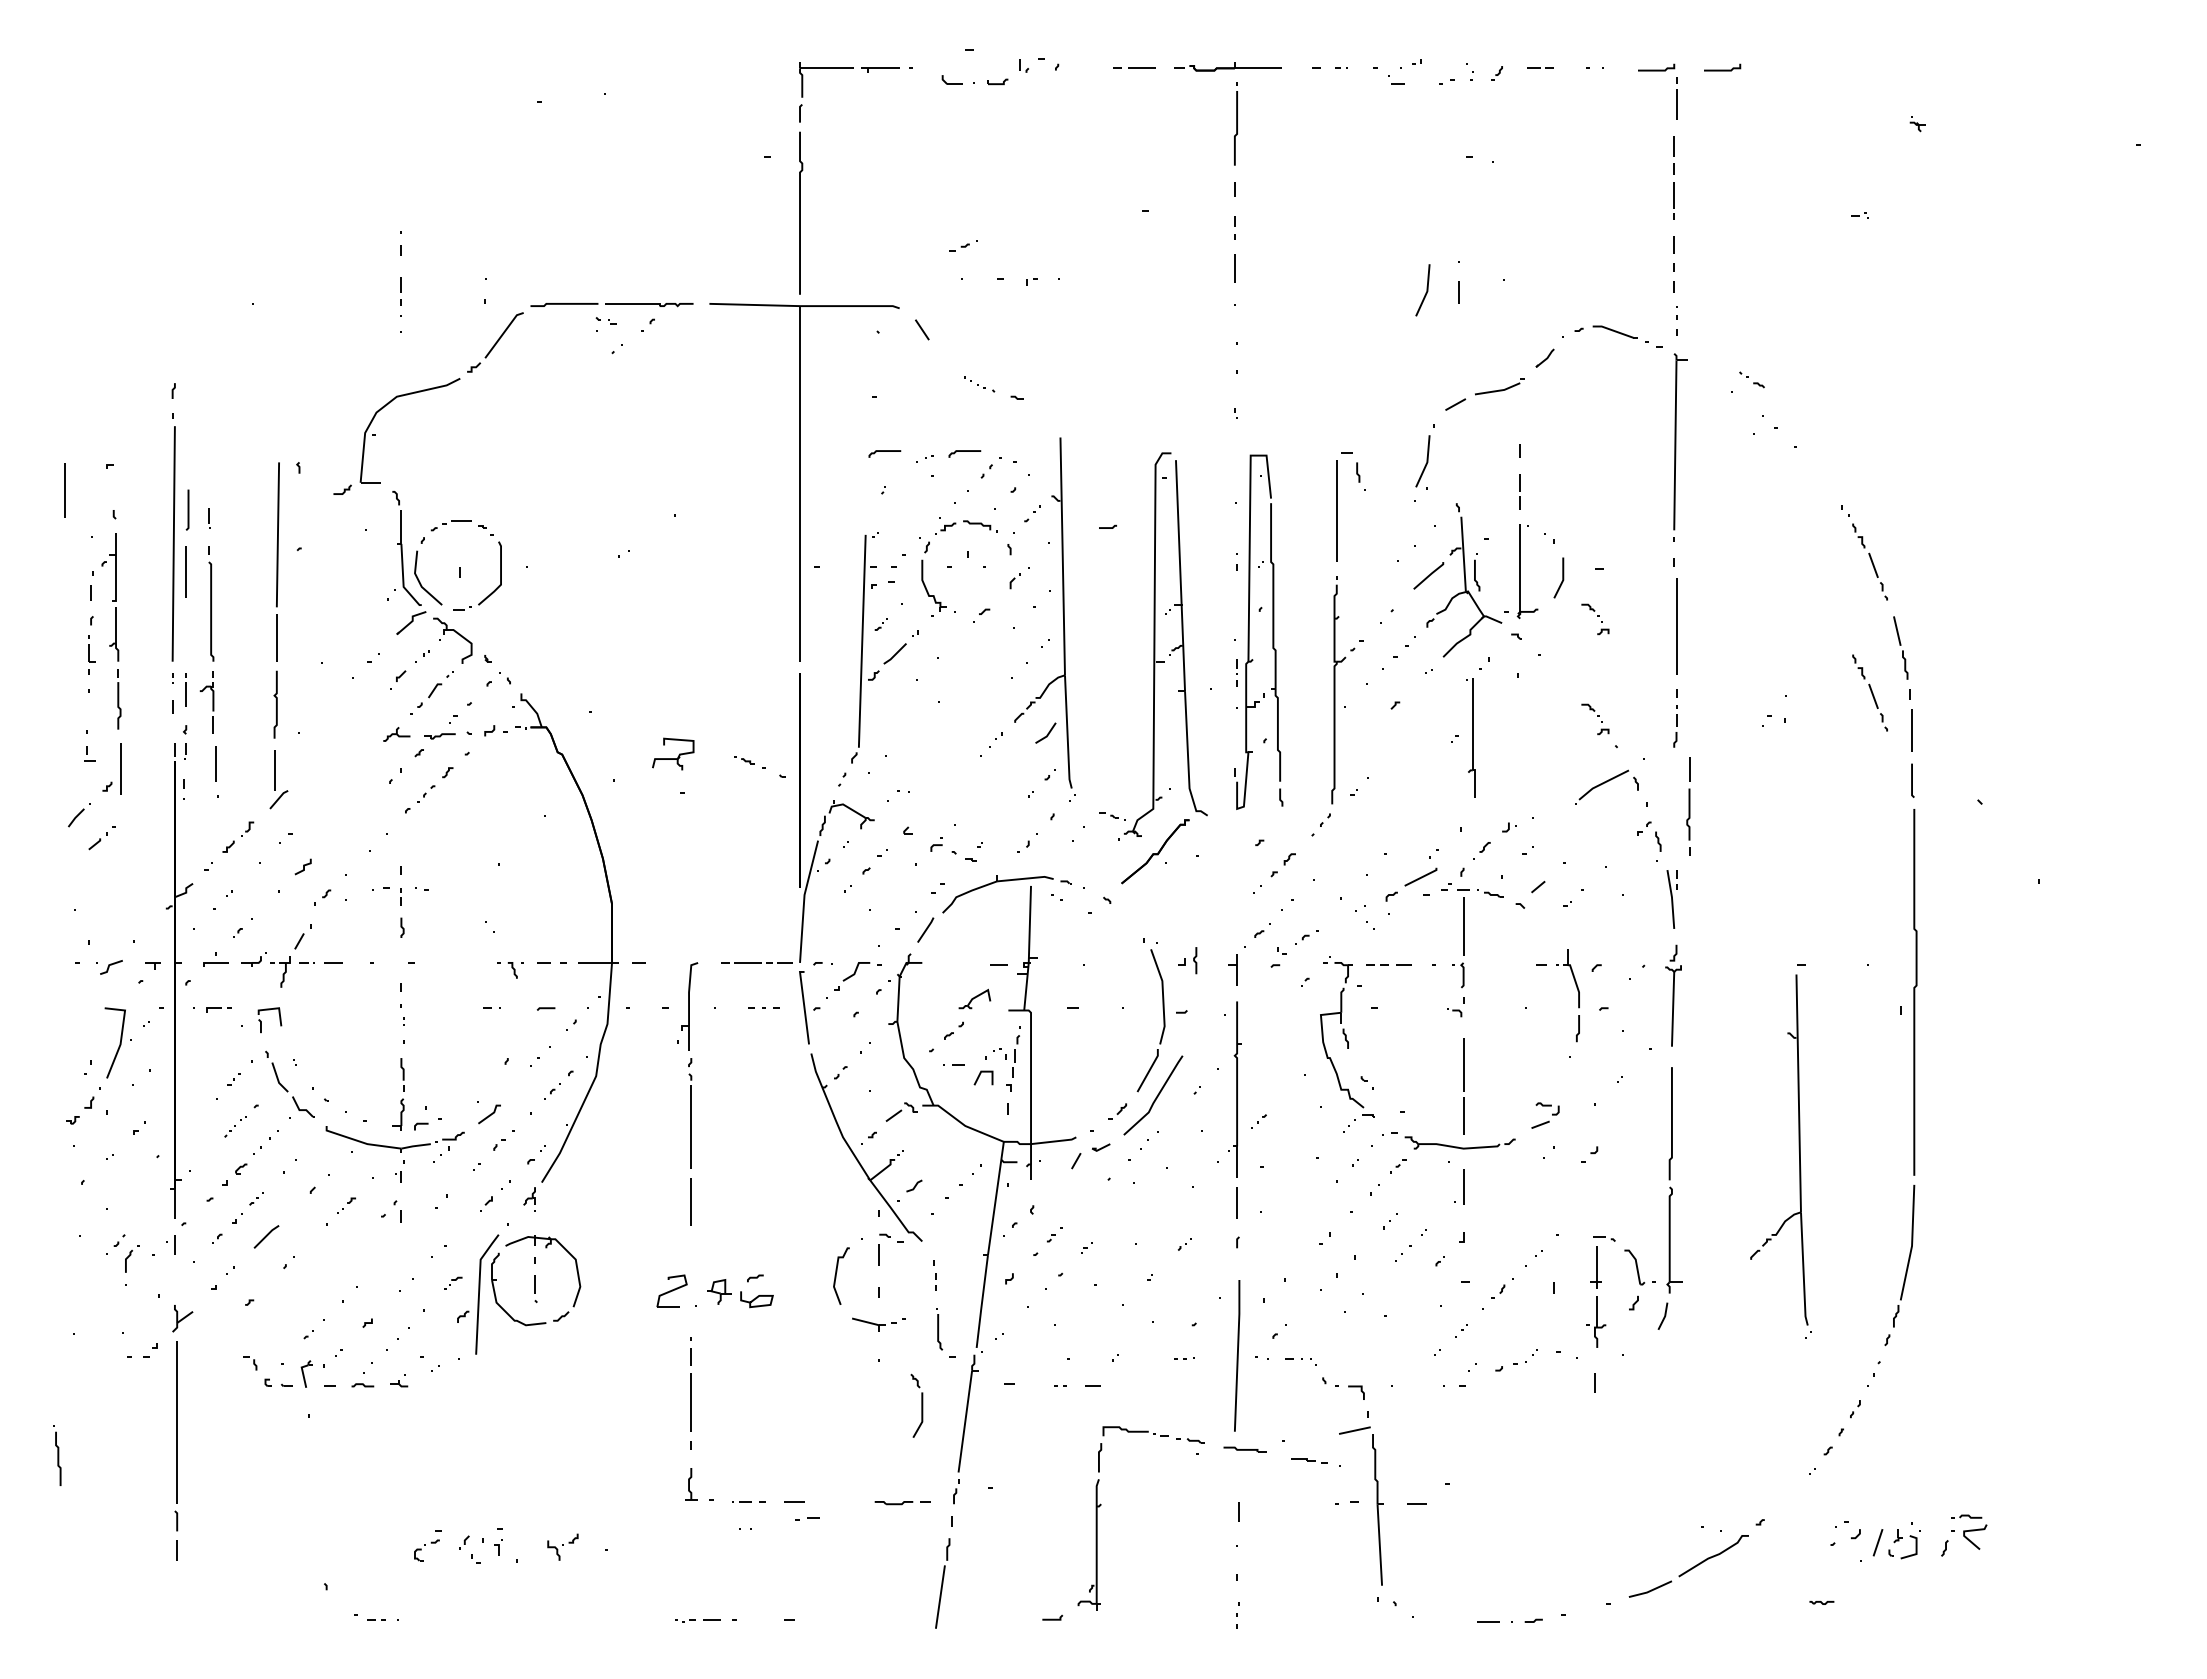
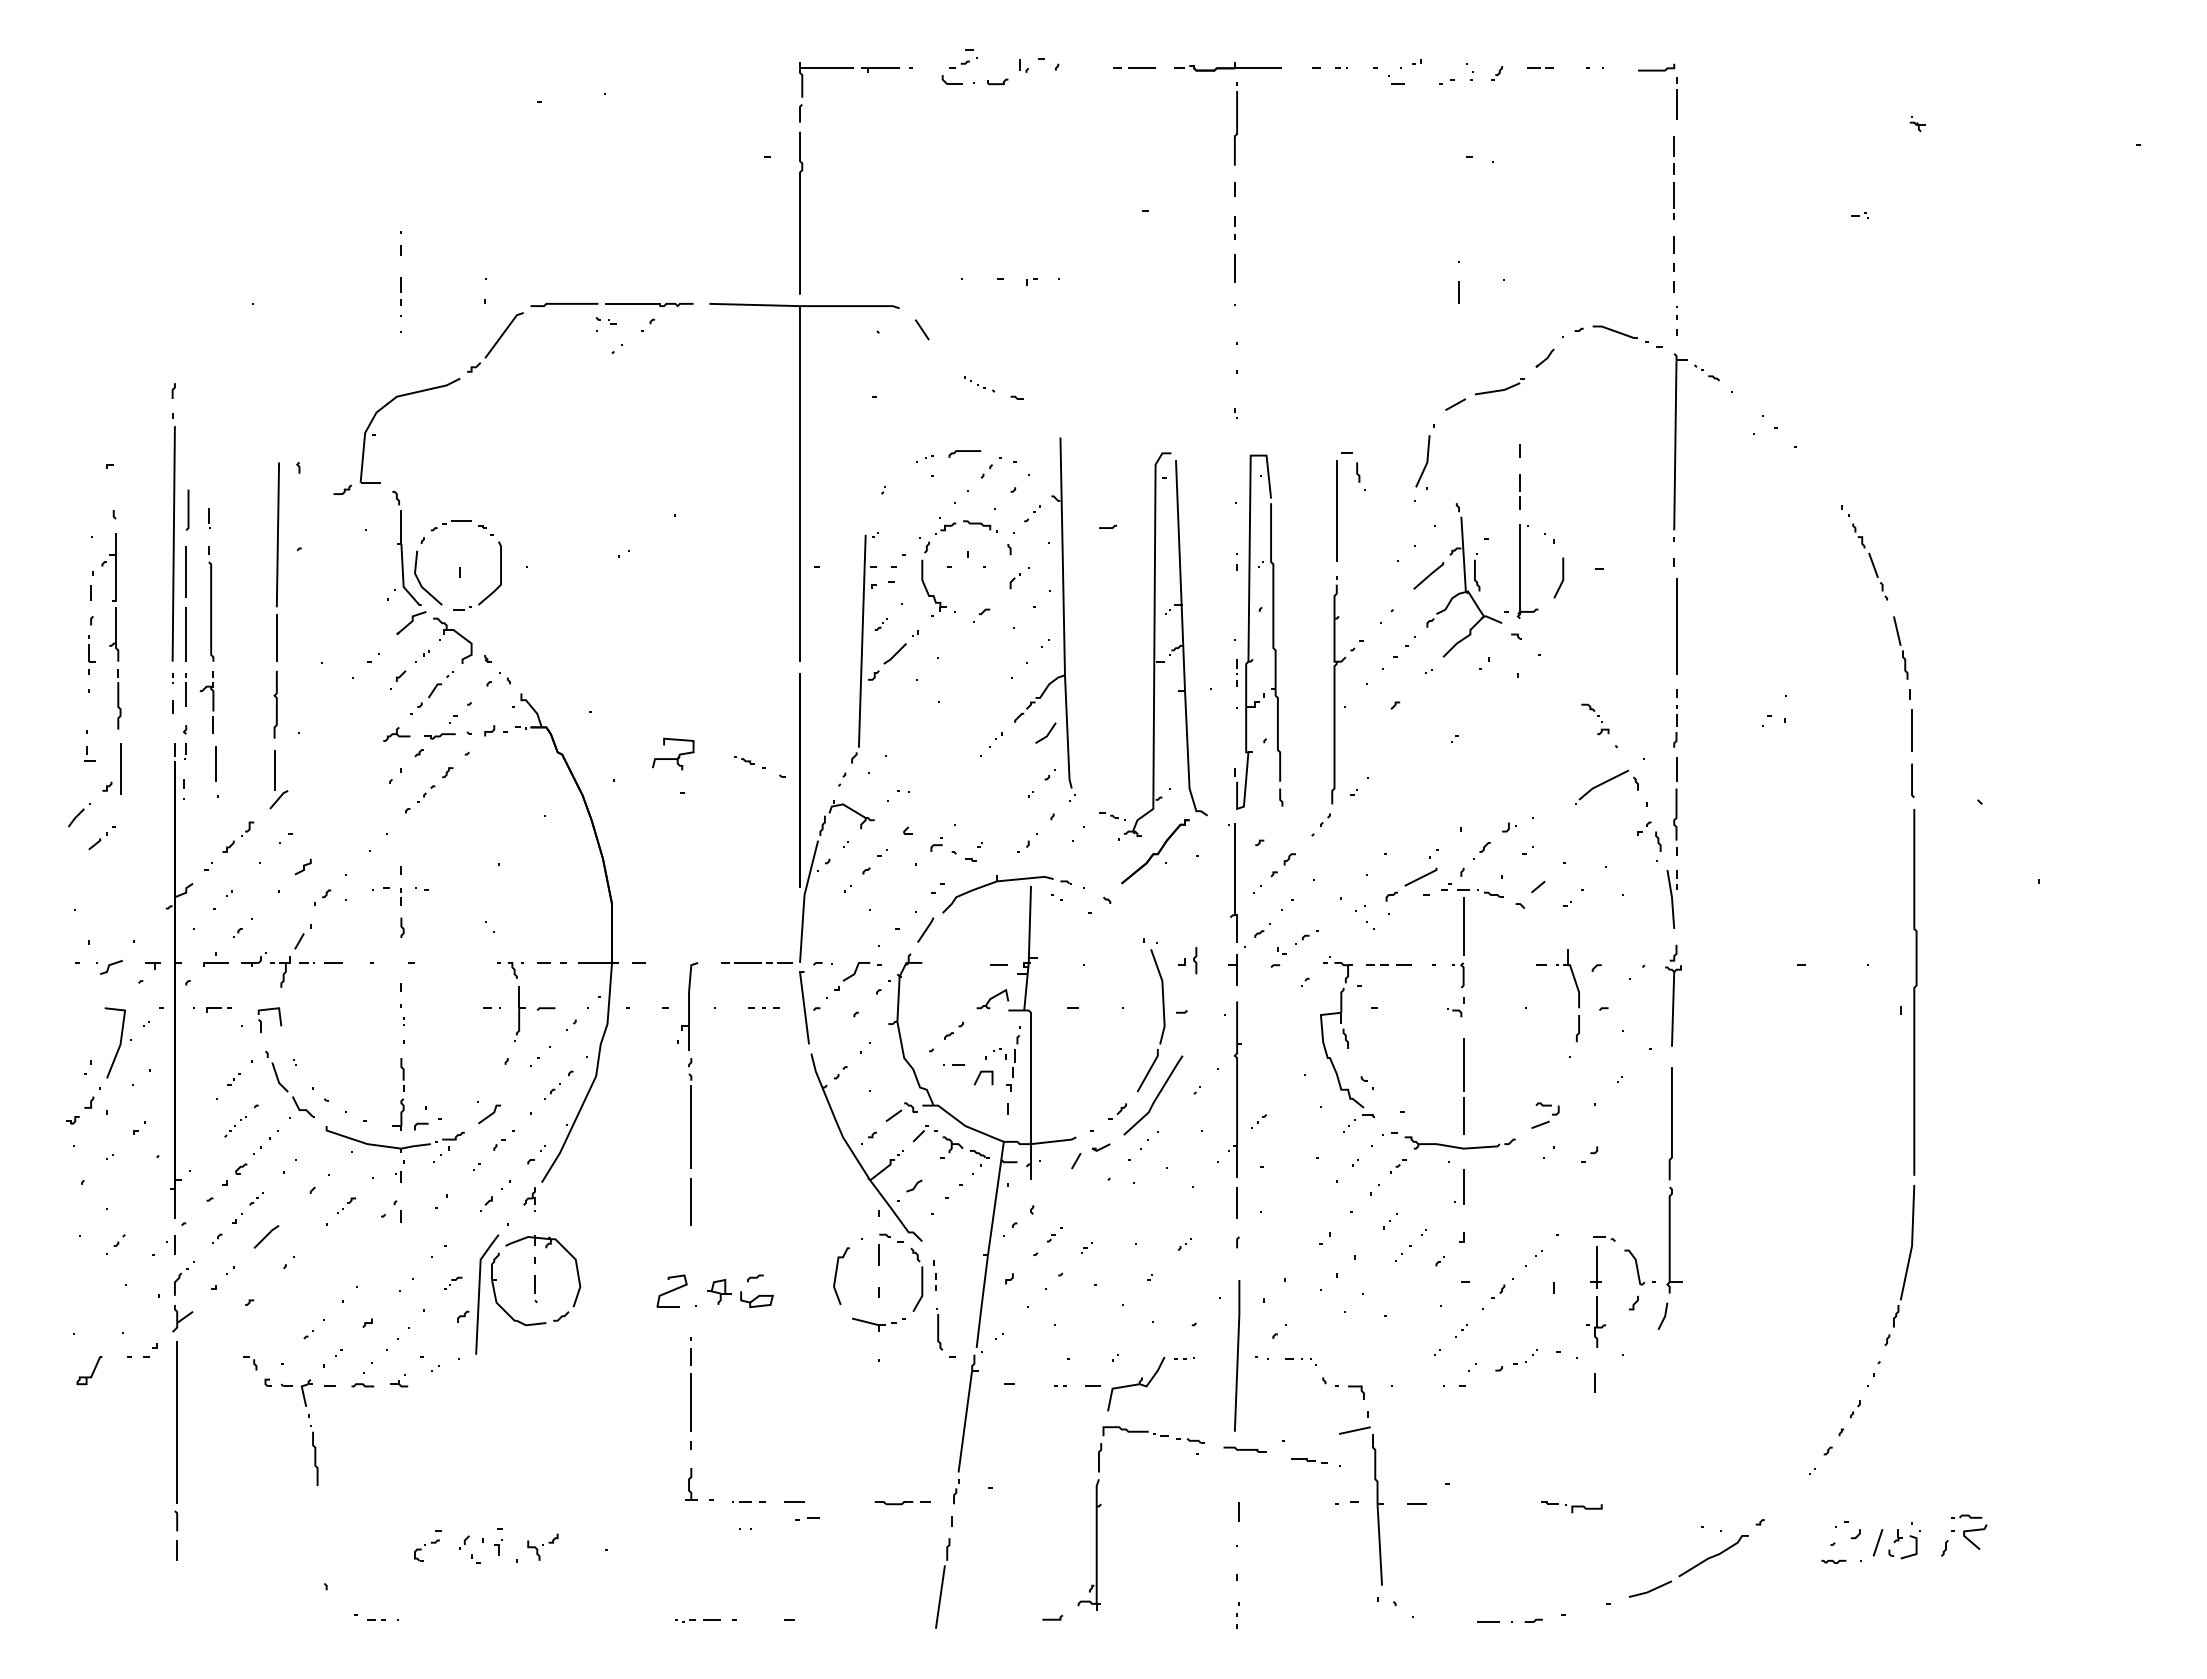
line: present -> none (1722, 69)
part position: (963, 245) -> (963, 62) (963, 62)
line: present -> none (1425, 292)
part position: (1751, 379) -> (1706, 372) (1706, 372)
curve: present -> none (884, 451)
line position: (64, 490) -> (185, 634) (185, 634)
part: present -> none (1595, 619)
part: present -> none (1869, 692)
part position: (1470, 737) -> (1232, 882) (1232, 882)
part position: (1688, 806) -> (1675, 806) (1675, 806)
part position: (974, 998) -> (992, 998) (992, 998)
part: none -> present (519, 1013)
part: none -> present (950, 1141)
part: present -> none (1798, 1150)
part position: (132, 1258) -> (181, 1281) (181, 1281)
part: none -> present (89, 1370)
part position: (306, 1373) -> (306, 1392) (306, 1392)
part: none -> present (1136, 1383)
part position: (916, 1405) -> (916, 1279) (916, 1279)
part position: (57, 1455) -> (314, 1455) (314, 1455)
part: none -> present (1571, 1507)
part position: (562, 1546) -> (542, 1546) (542, 1546)
part position: (1821, 1602) -> (1833, 1561) (1833, 1561)
